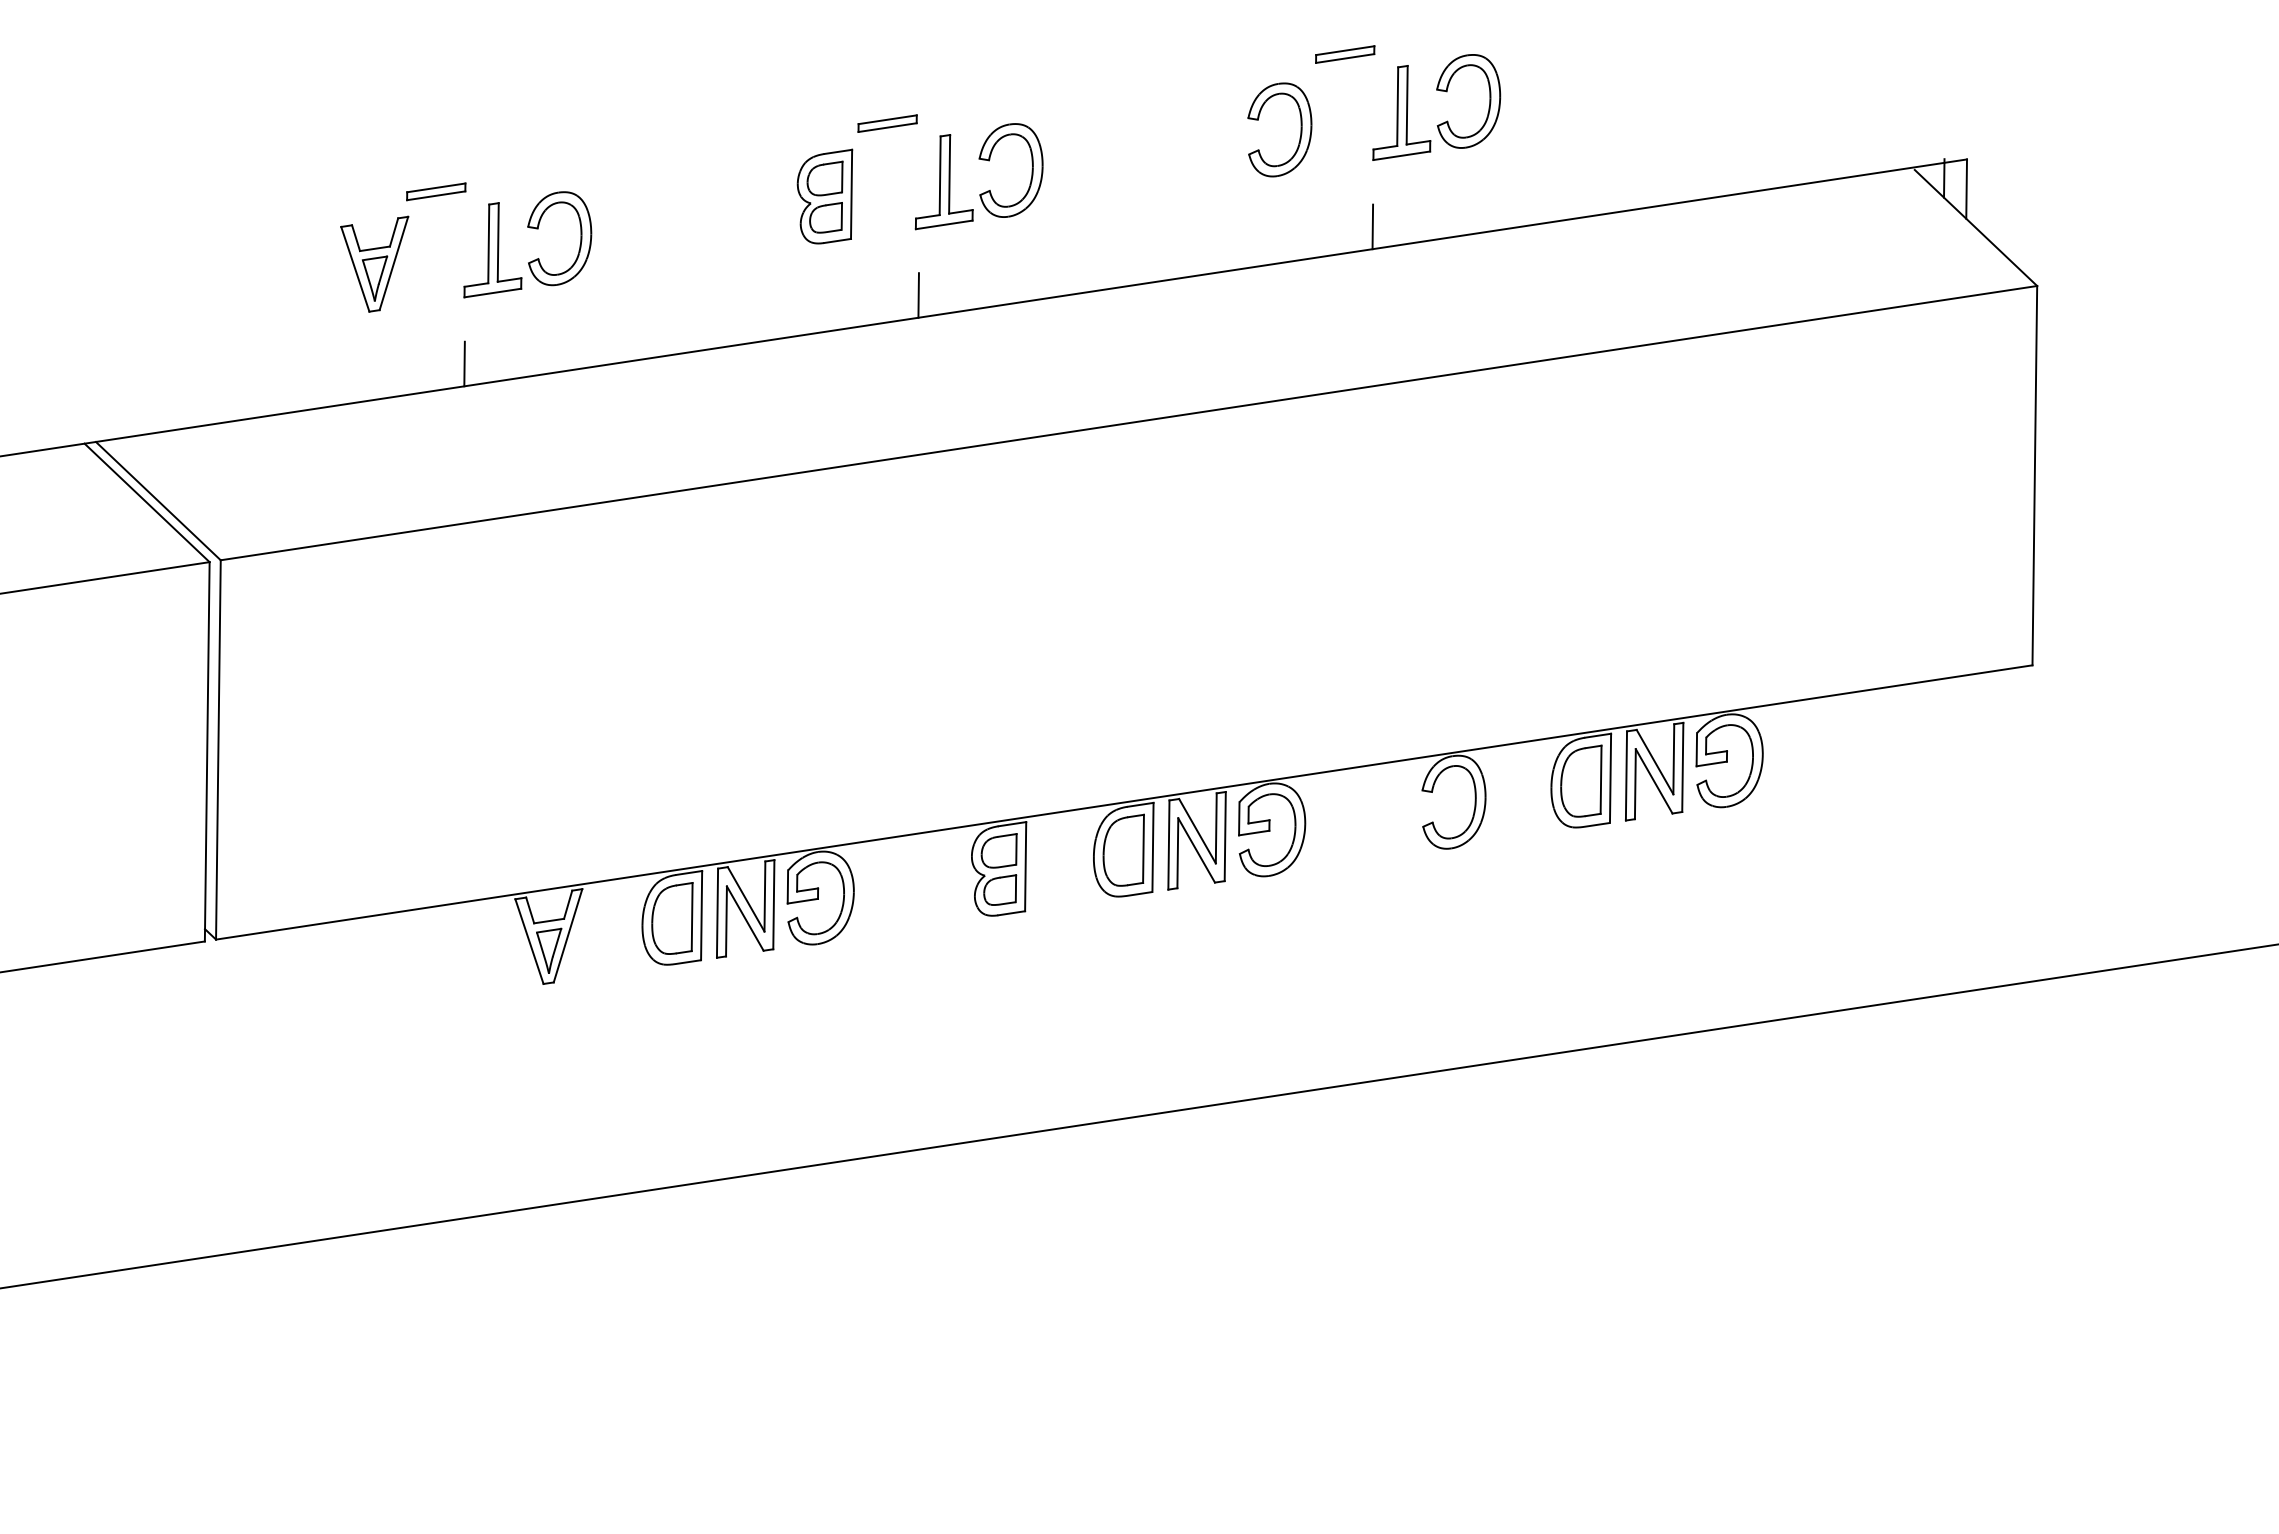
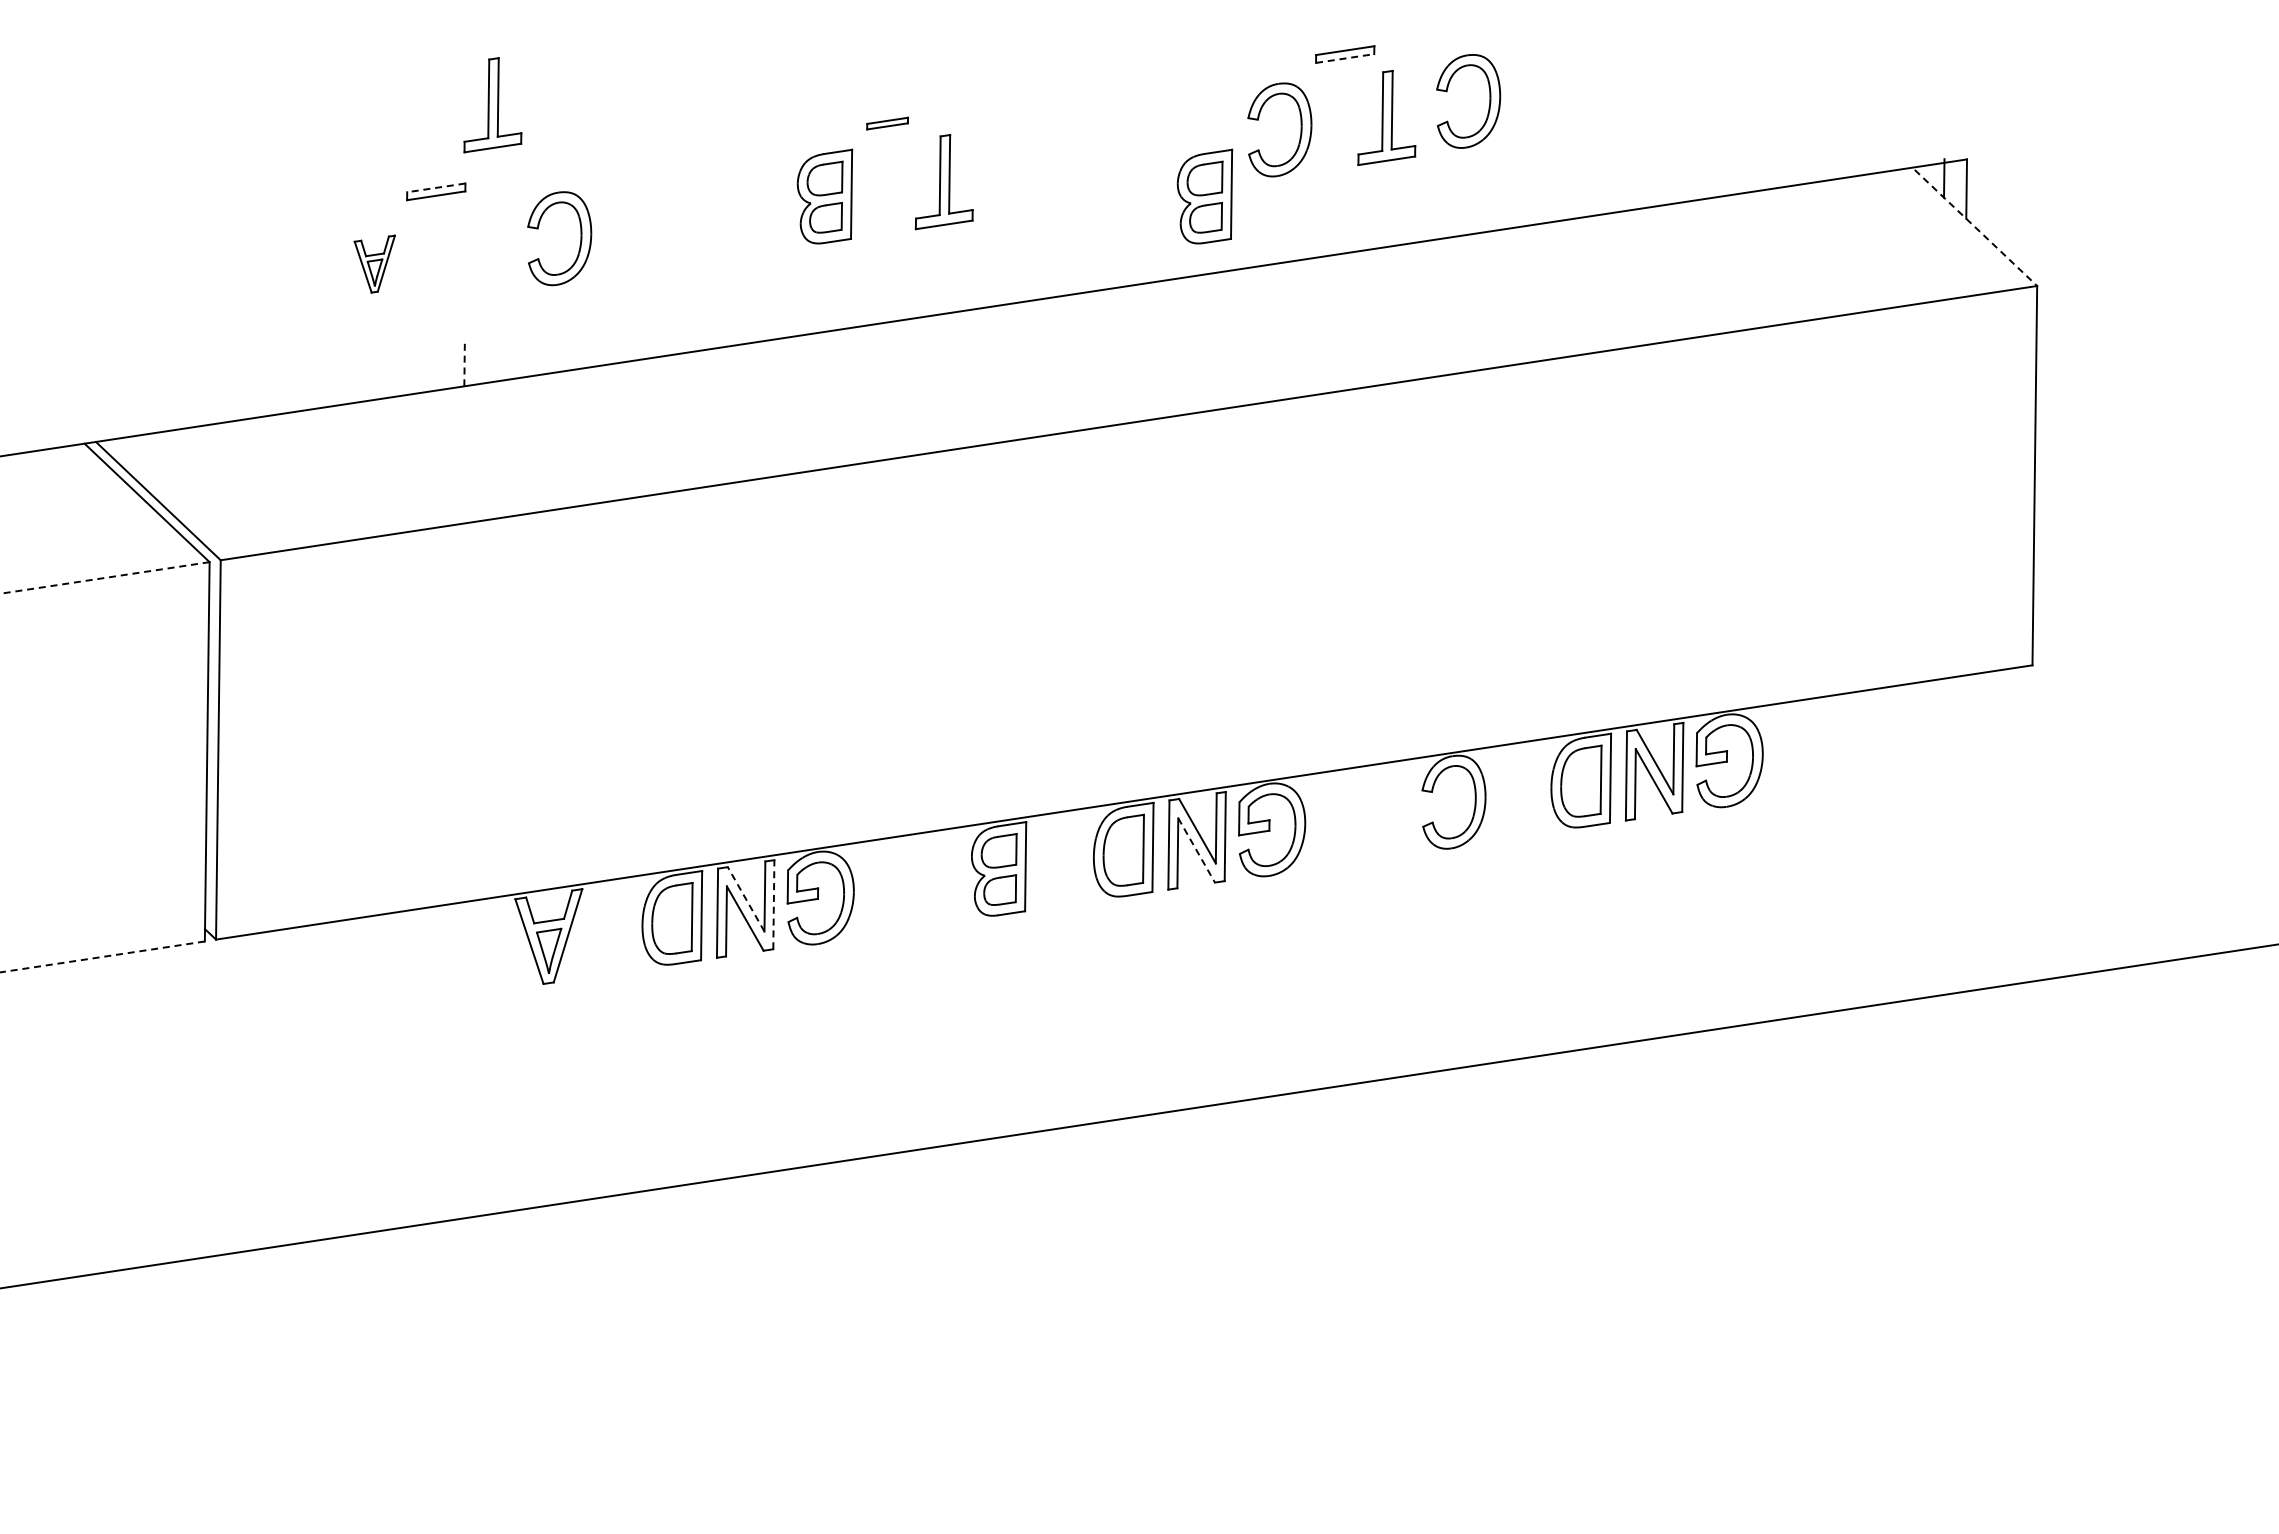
line: solid -> dashed (1345, 58)
part position: (1401, 112) -> (1386, 117) (1386, 117)
part size: 61x19 px -> 43x15 px (887, 123)
part: present -> none (1031, 170)
line: solid -> dashed (435, 187)
part: none -> present (1204, 196)
line: present -> none (1372, 226)
line: solid -> dashed (1976, 228)
part position: (492, 250) -> (492, 105) (492, 105)
part size: 70x98 px -> 43x60 px (374, 263)
line: present -> none (918, 295)
line: solid -> dashed (464, 363)
line: solid -> dashed (104, 577)
line: solid -> dashed (1196, 850)
line: solid -> dashed (745, 898)
line: solid -> dashed (773, 904)
line: solid -> dashed (102, 957)
